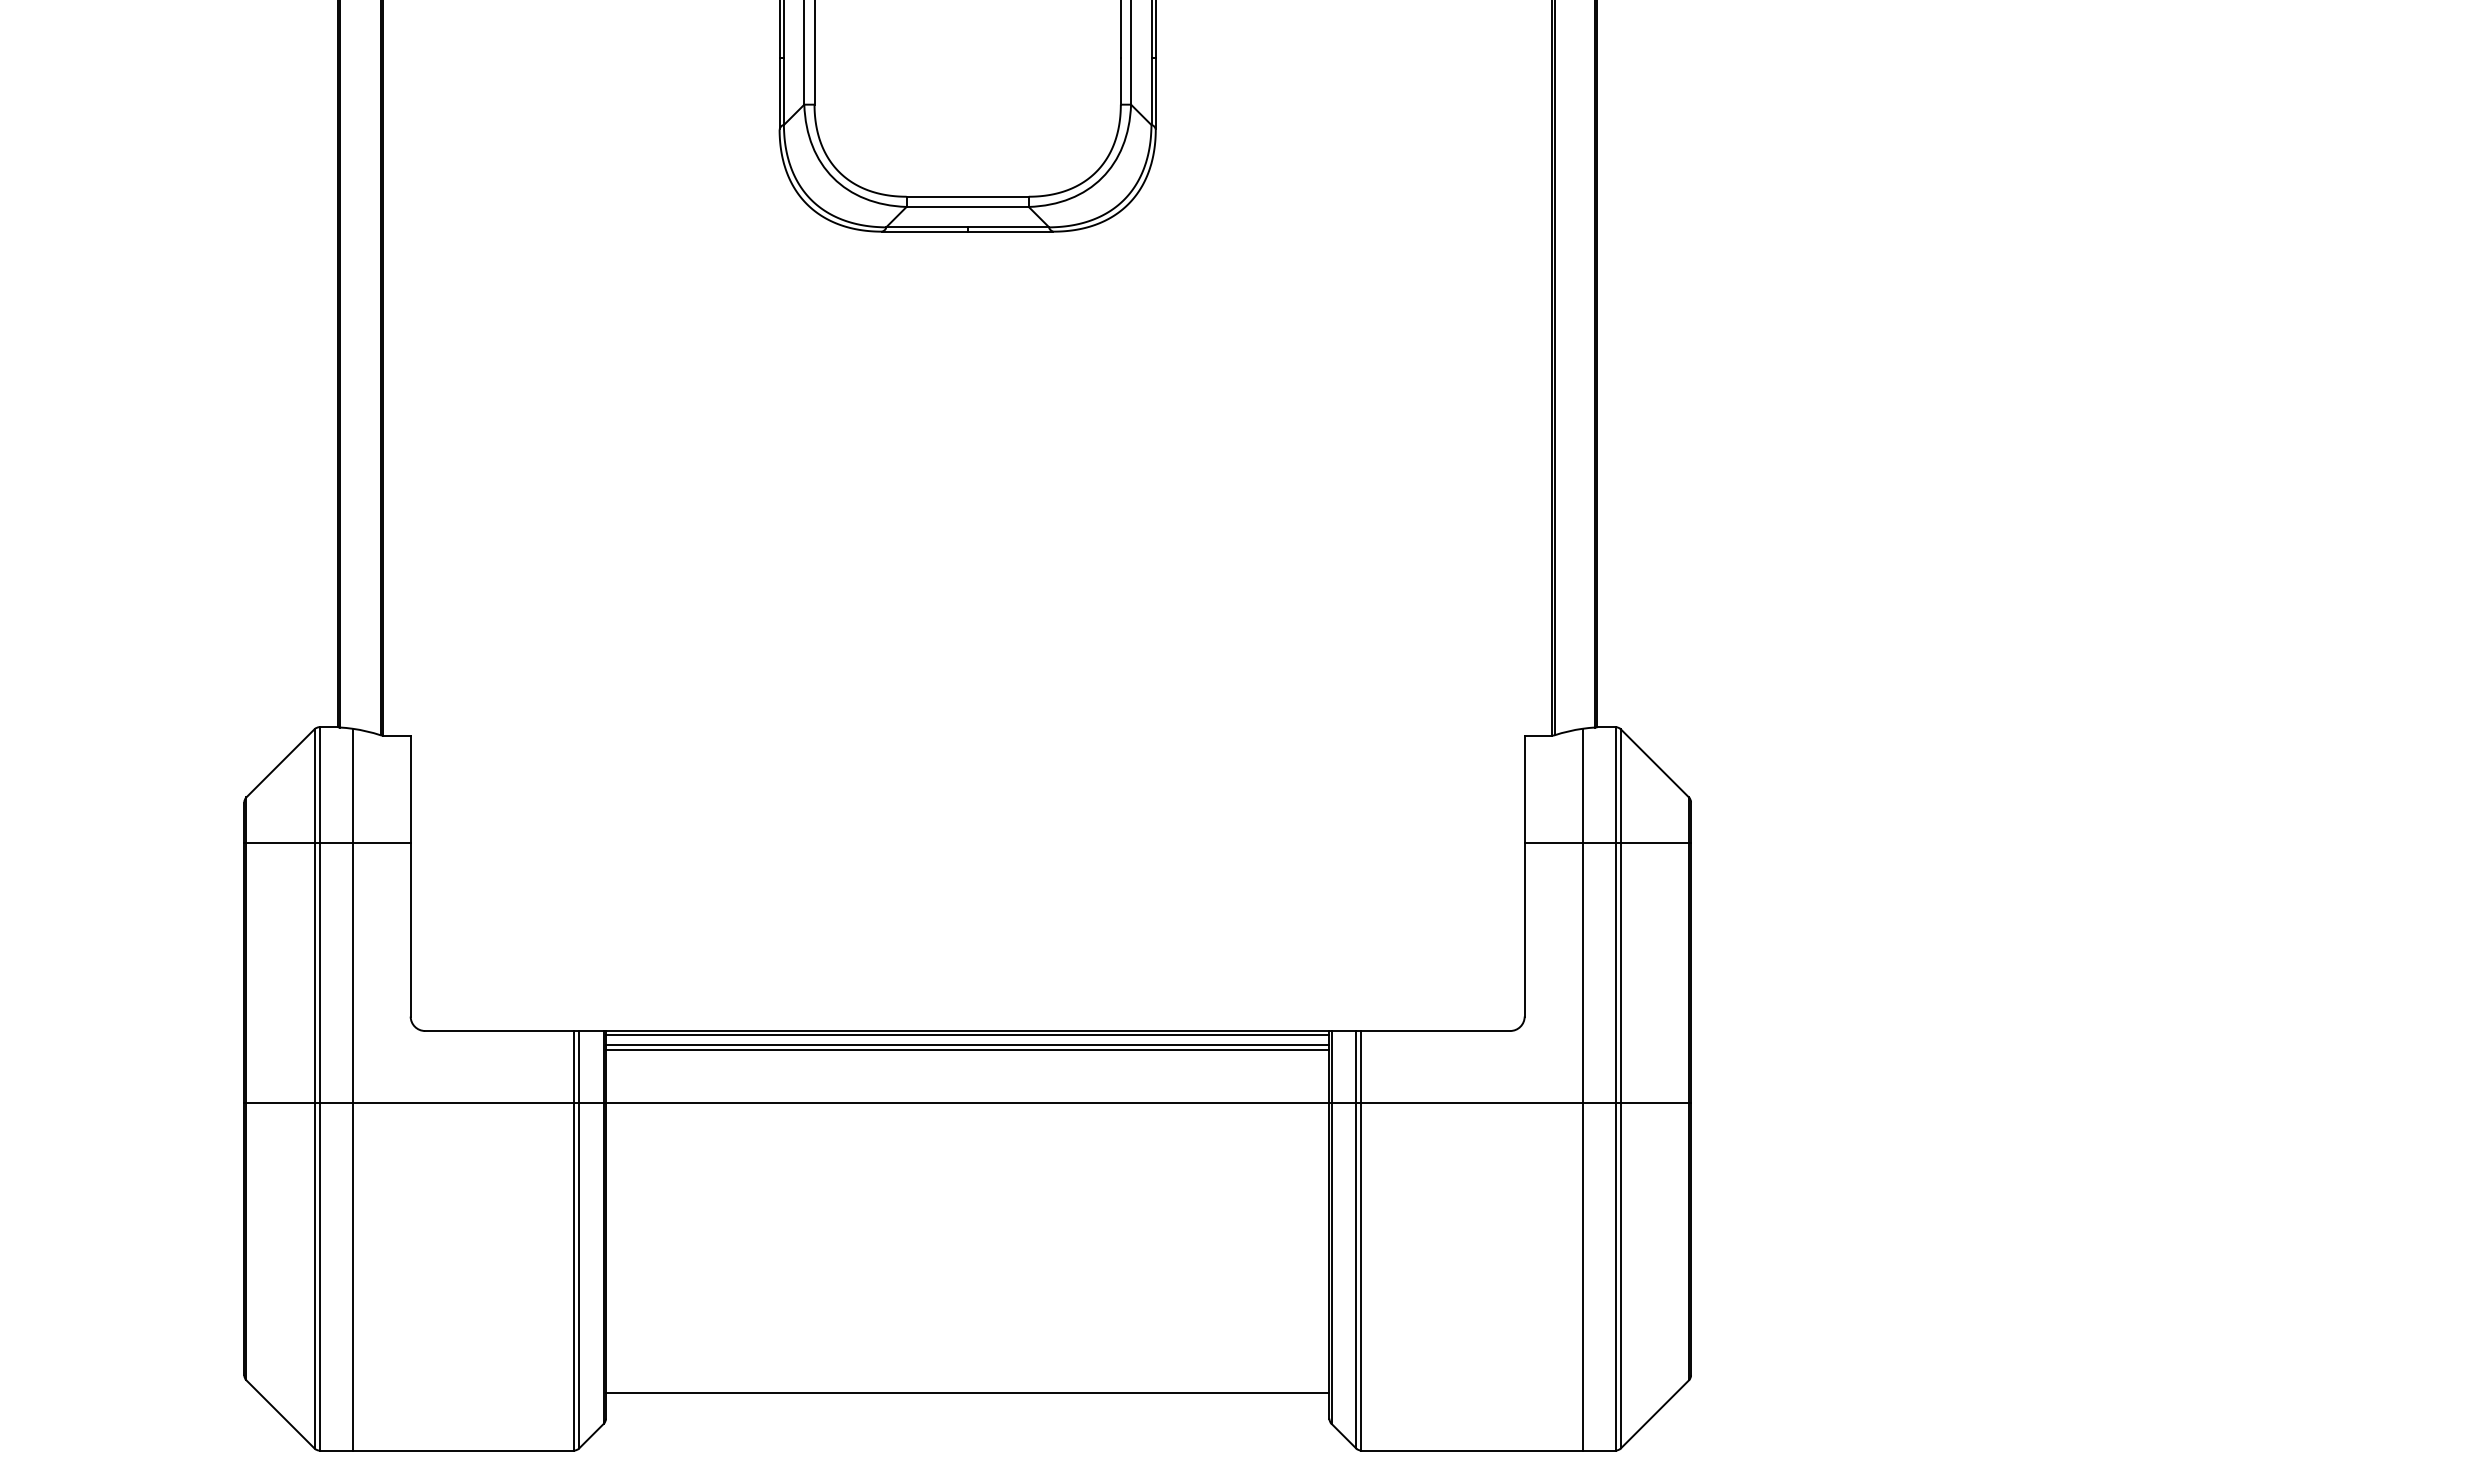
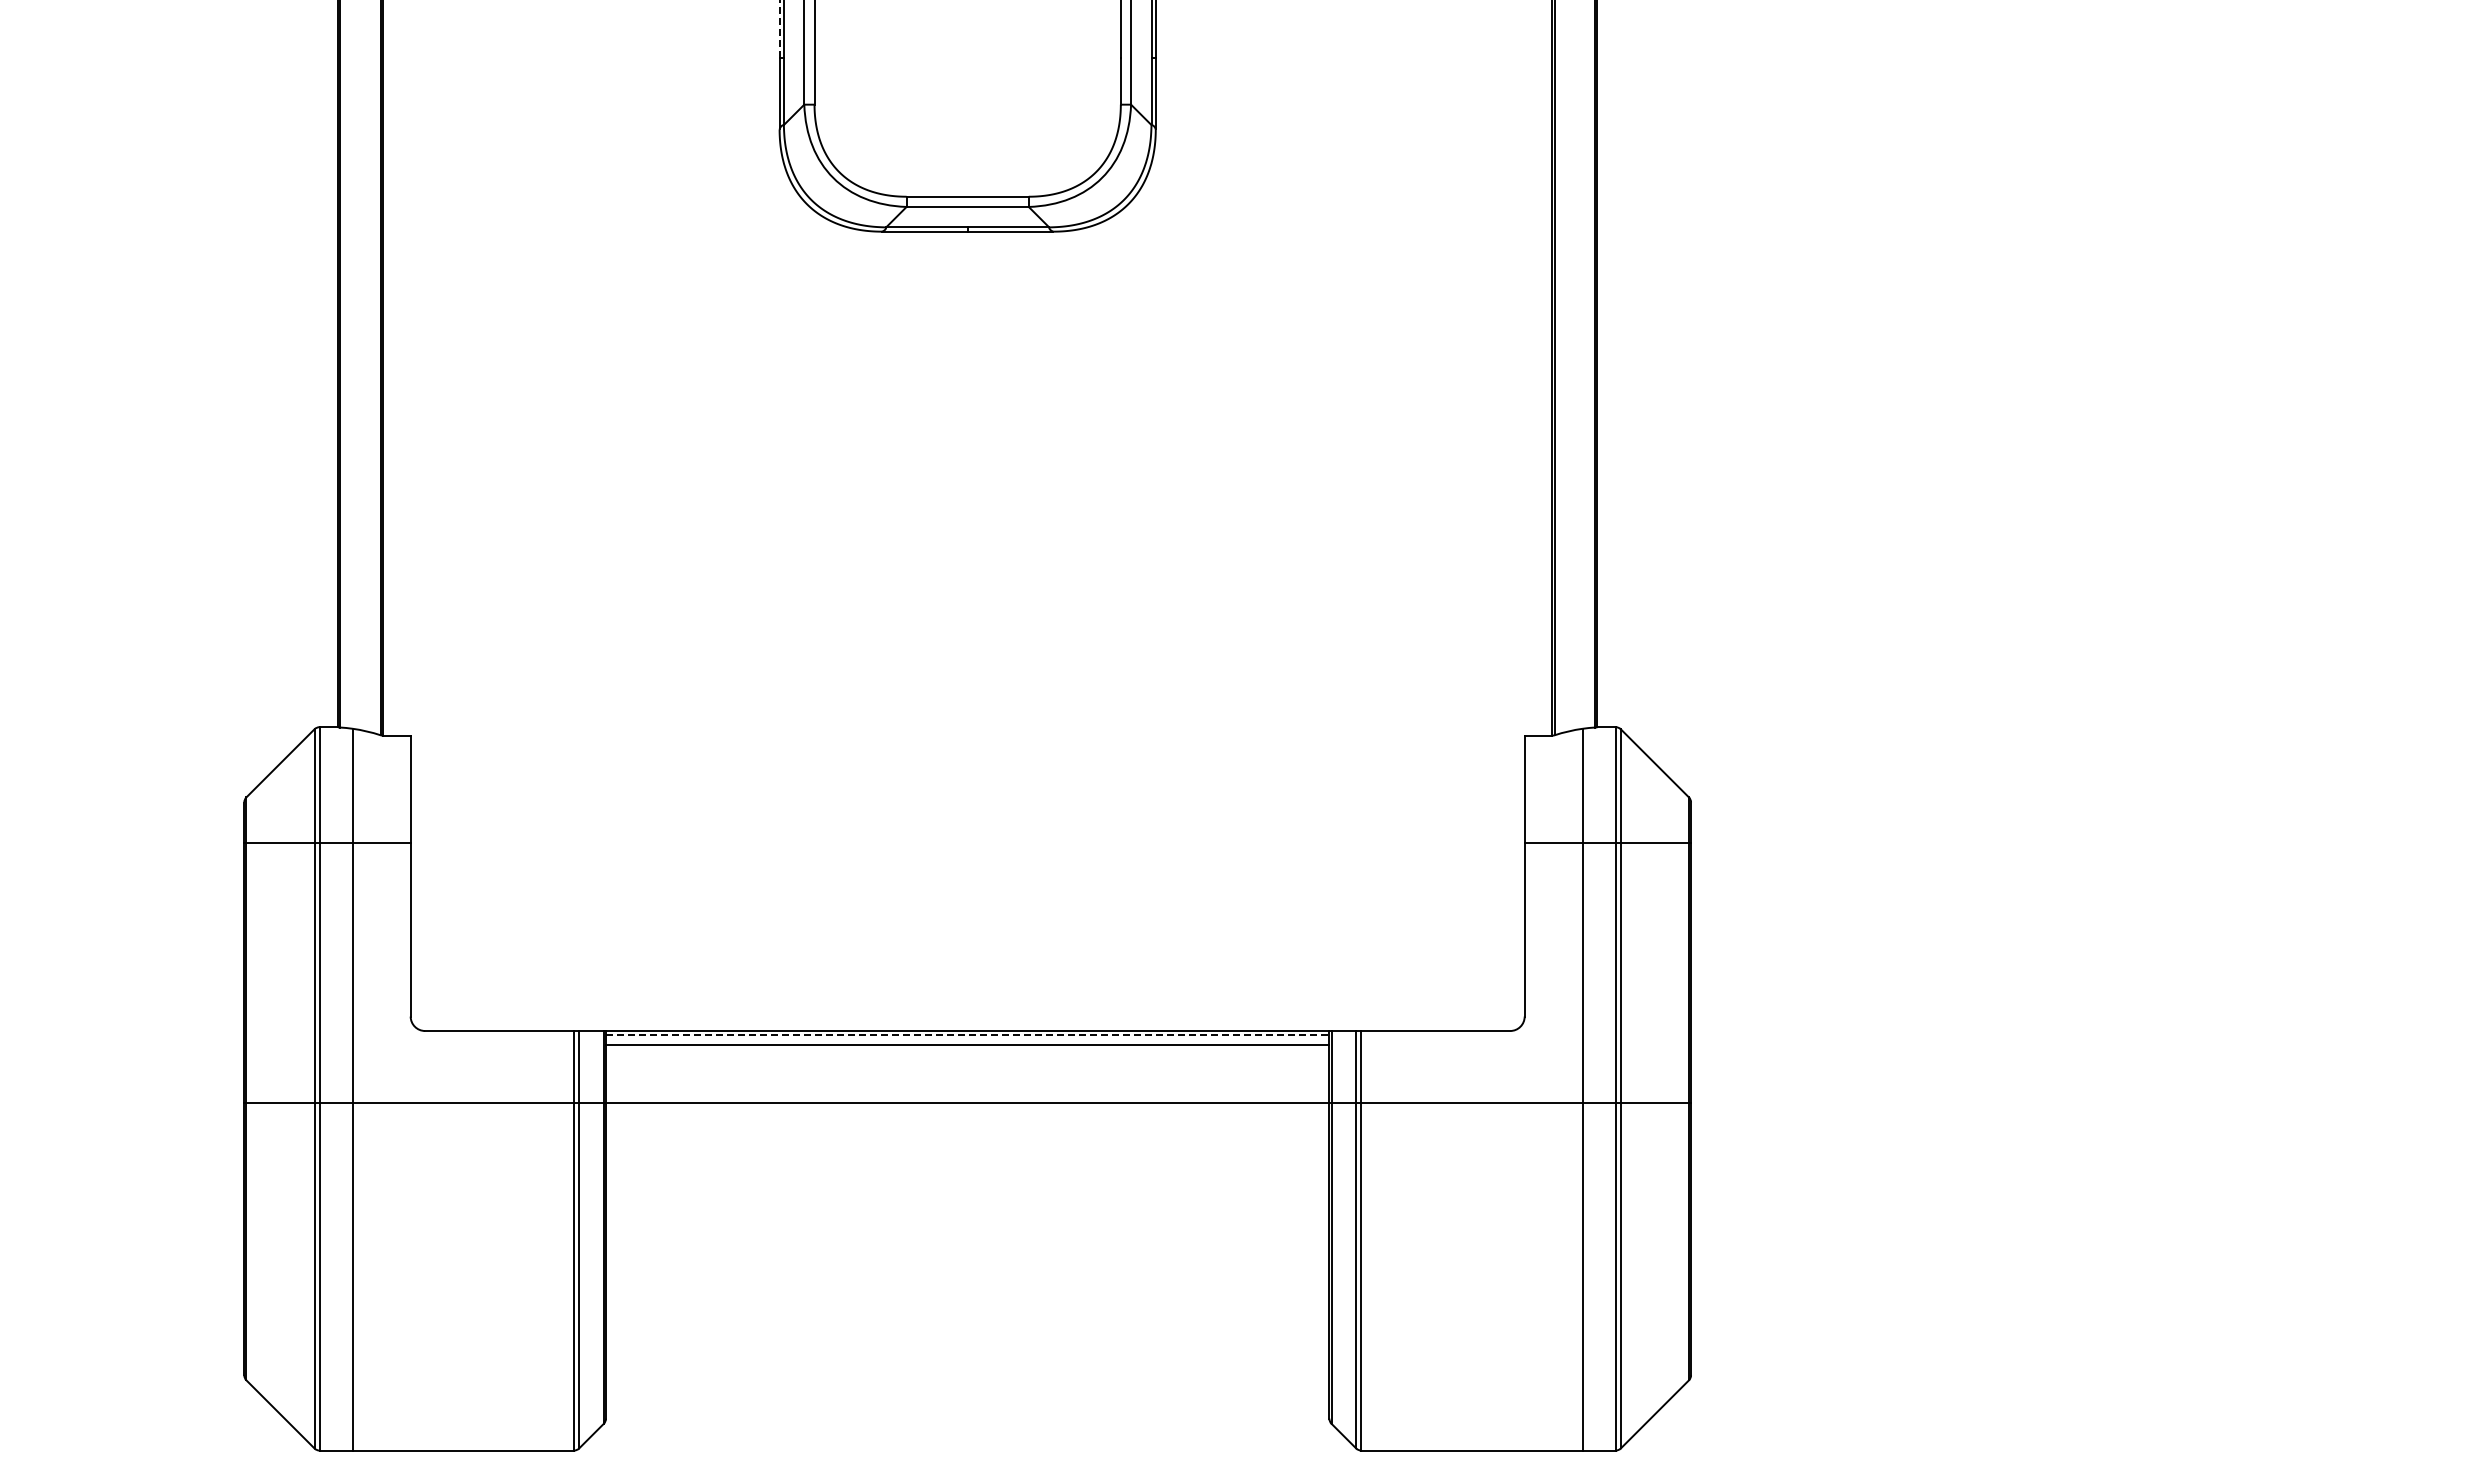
line: solid -> dashed (779, 28)
line: solid -> dashed (967, 1035)
line: present -> none (967, 1049)
line: present -> none (967, 1392)
